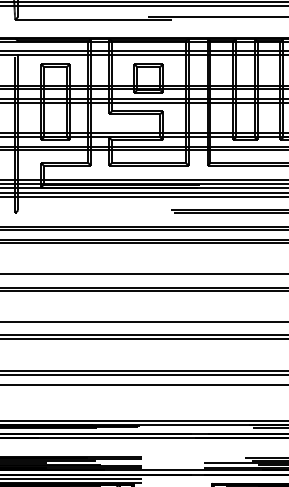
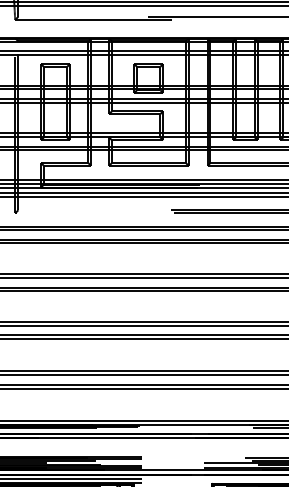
line: none -> present (143, 277)
line: none -> present (143, 325)
line: none -> present (143, 388)
